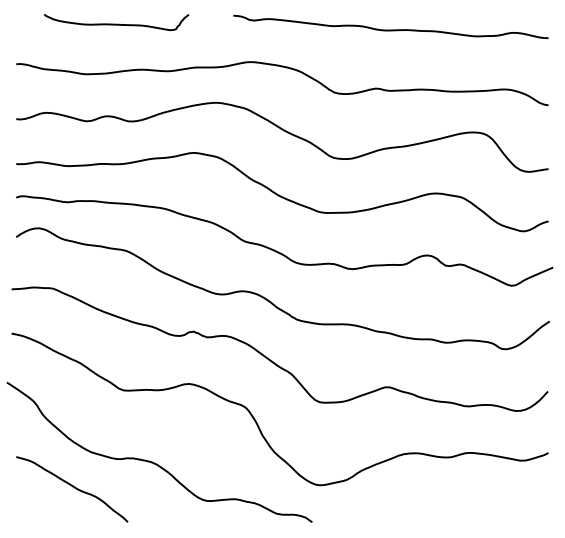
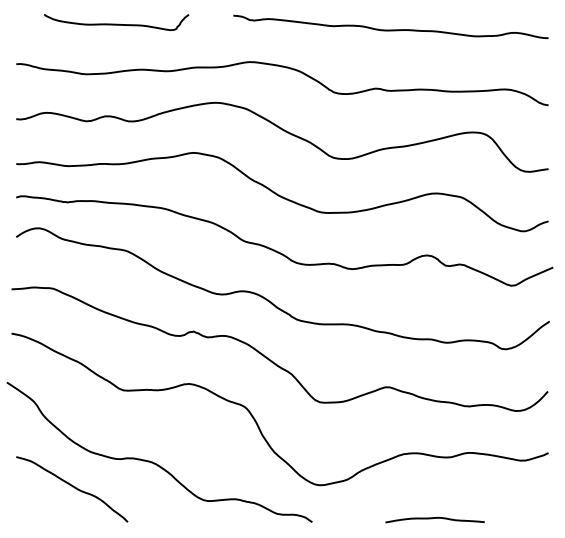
curve: none -> present (434, 518)
